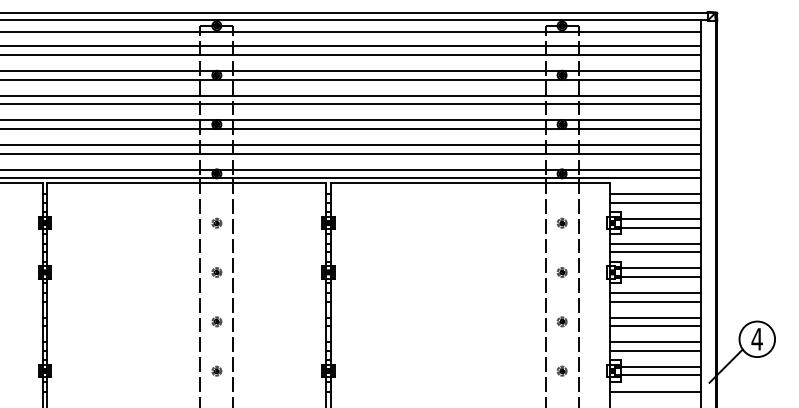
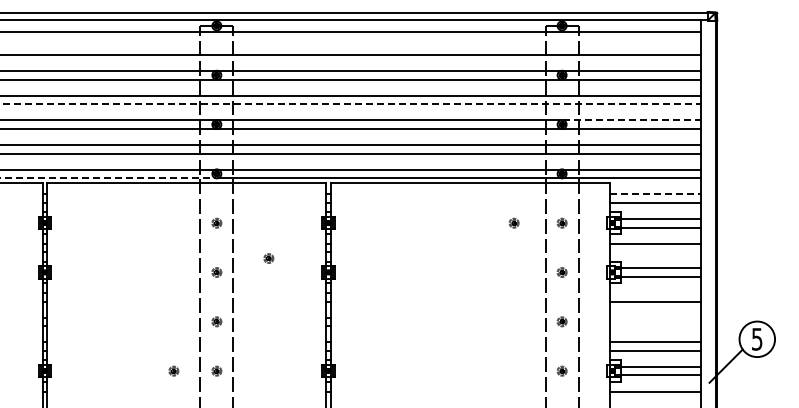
line: present -> none (351, 46)
line: solid -> dashed (351, 104)
line: solid -> dashed (632, 120)
line: solid -> dashed (108, 178)
line: solid -> dashed (656, 194)
part: none -> present (513, 222)
line: present -> none (655, 252)
part: none -> present (268, 258)
line: present -> none (655, 292)
line: present -> none (655, 317)
line: present -> none (655, 326)
text: 4 -> 5 (756, 339)
part: none -> present (173, 370)
